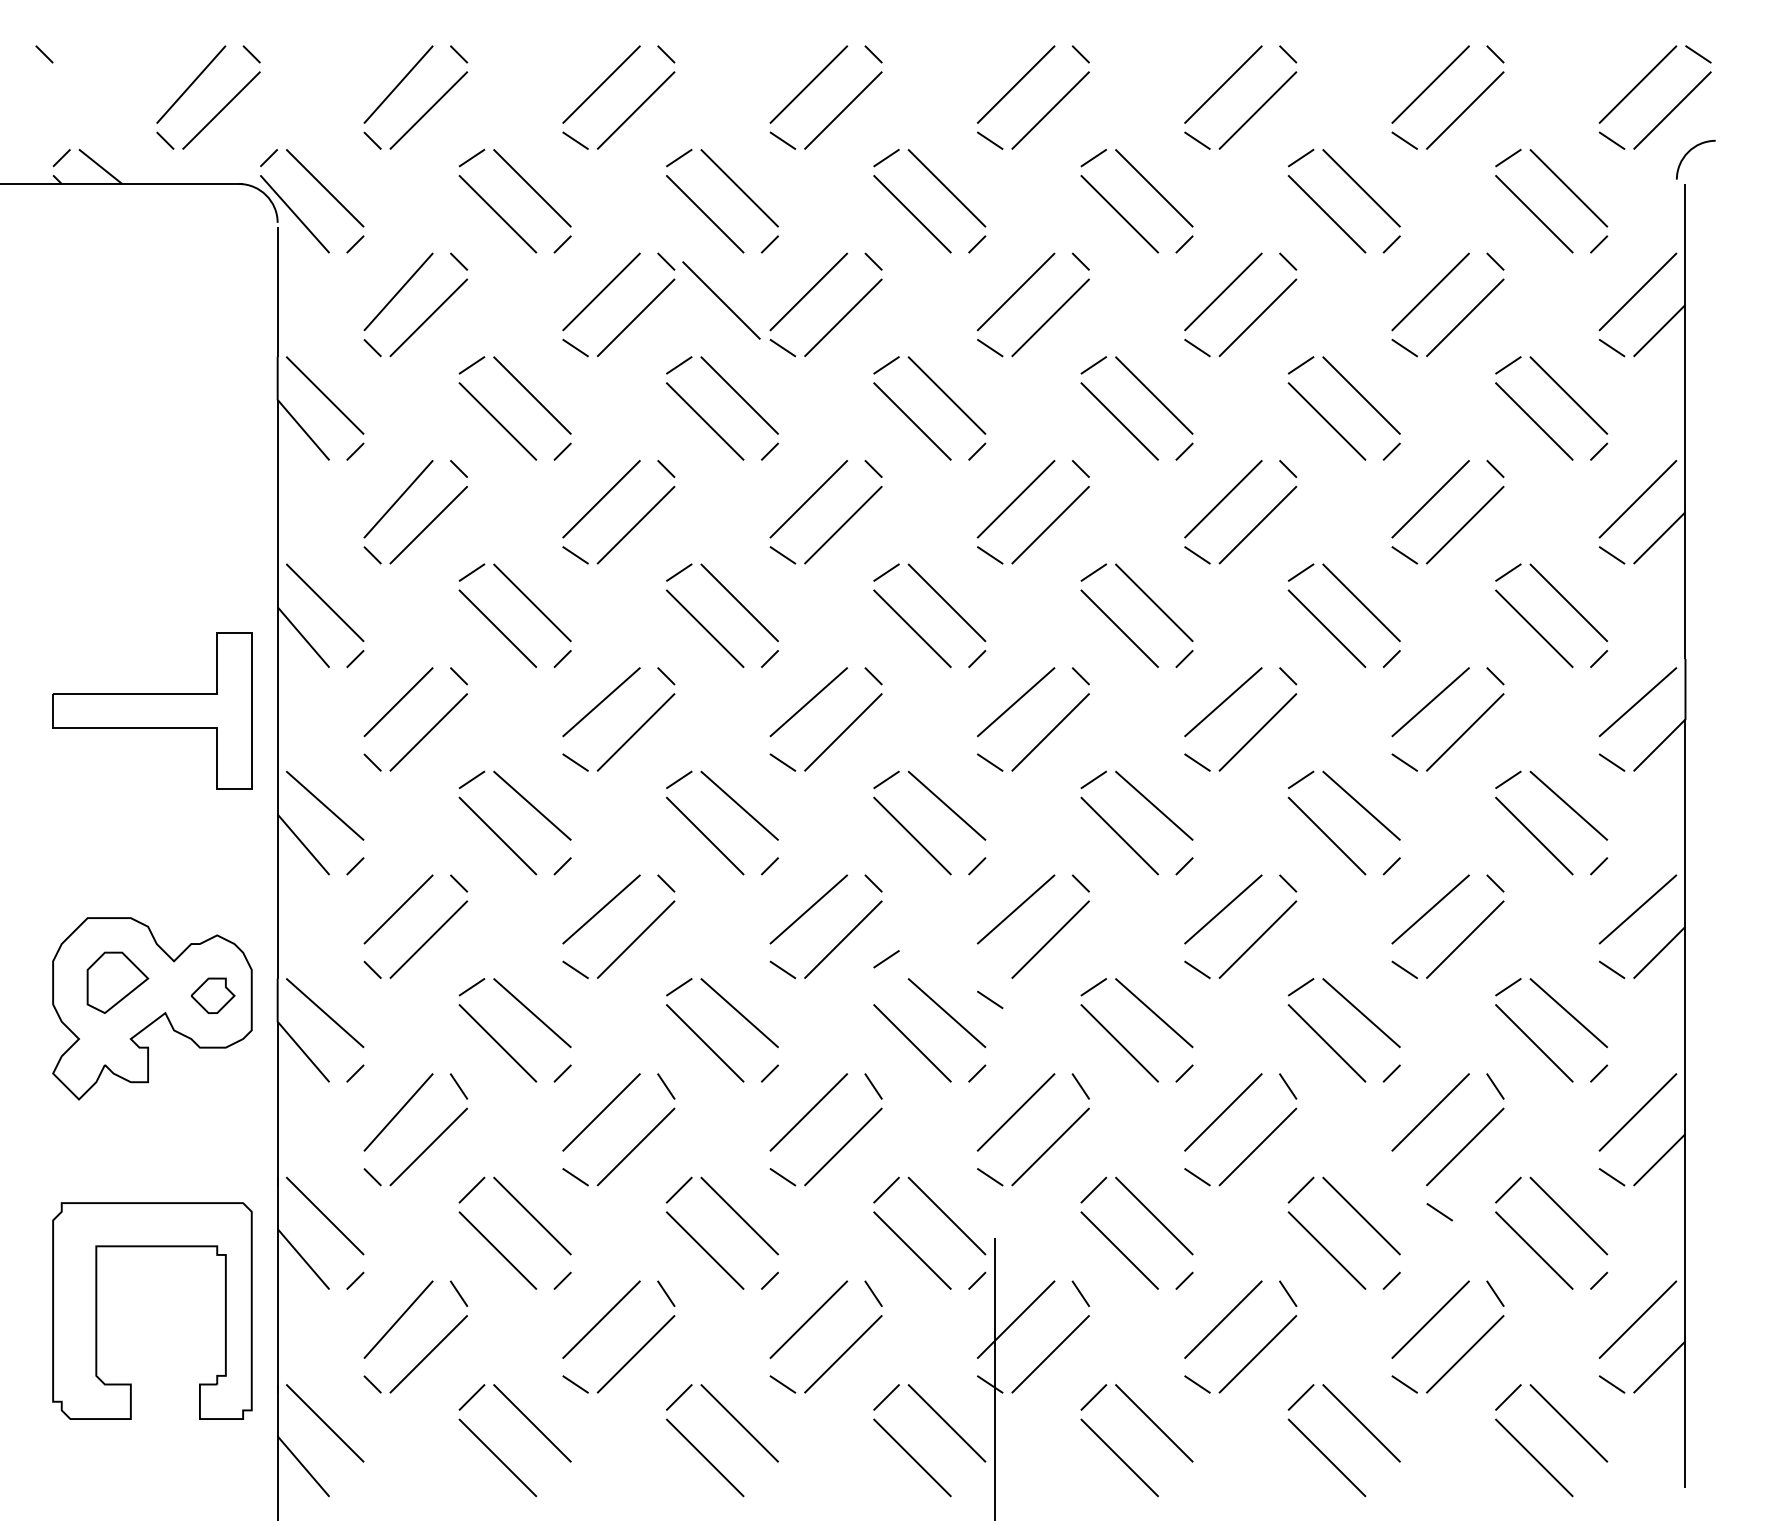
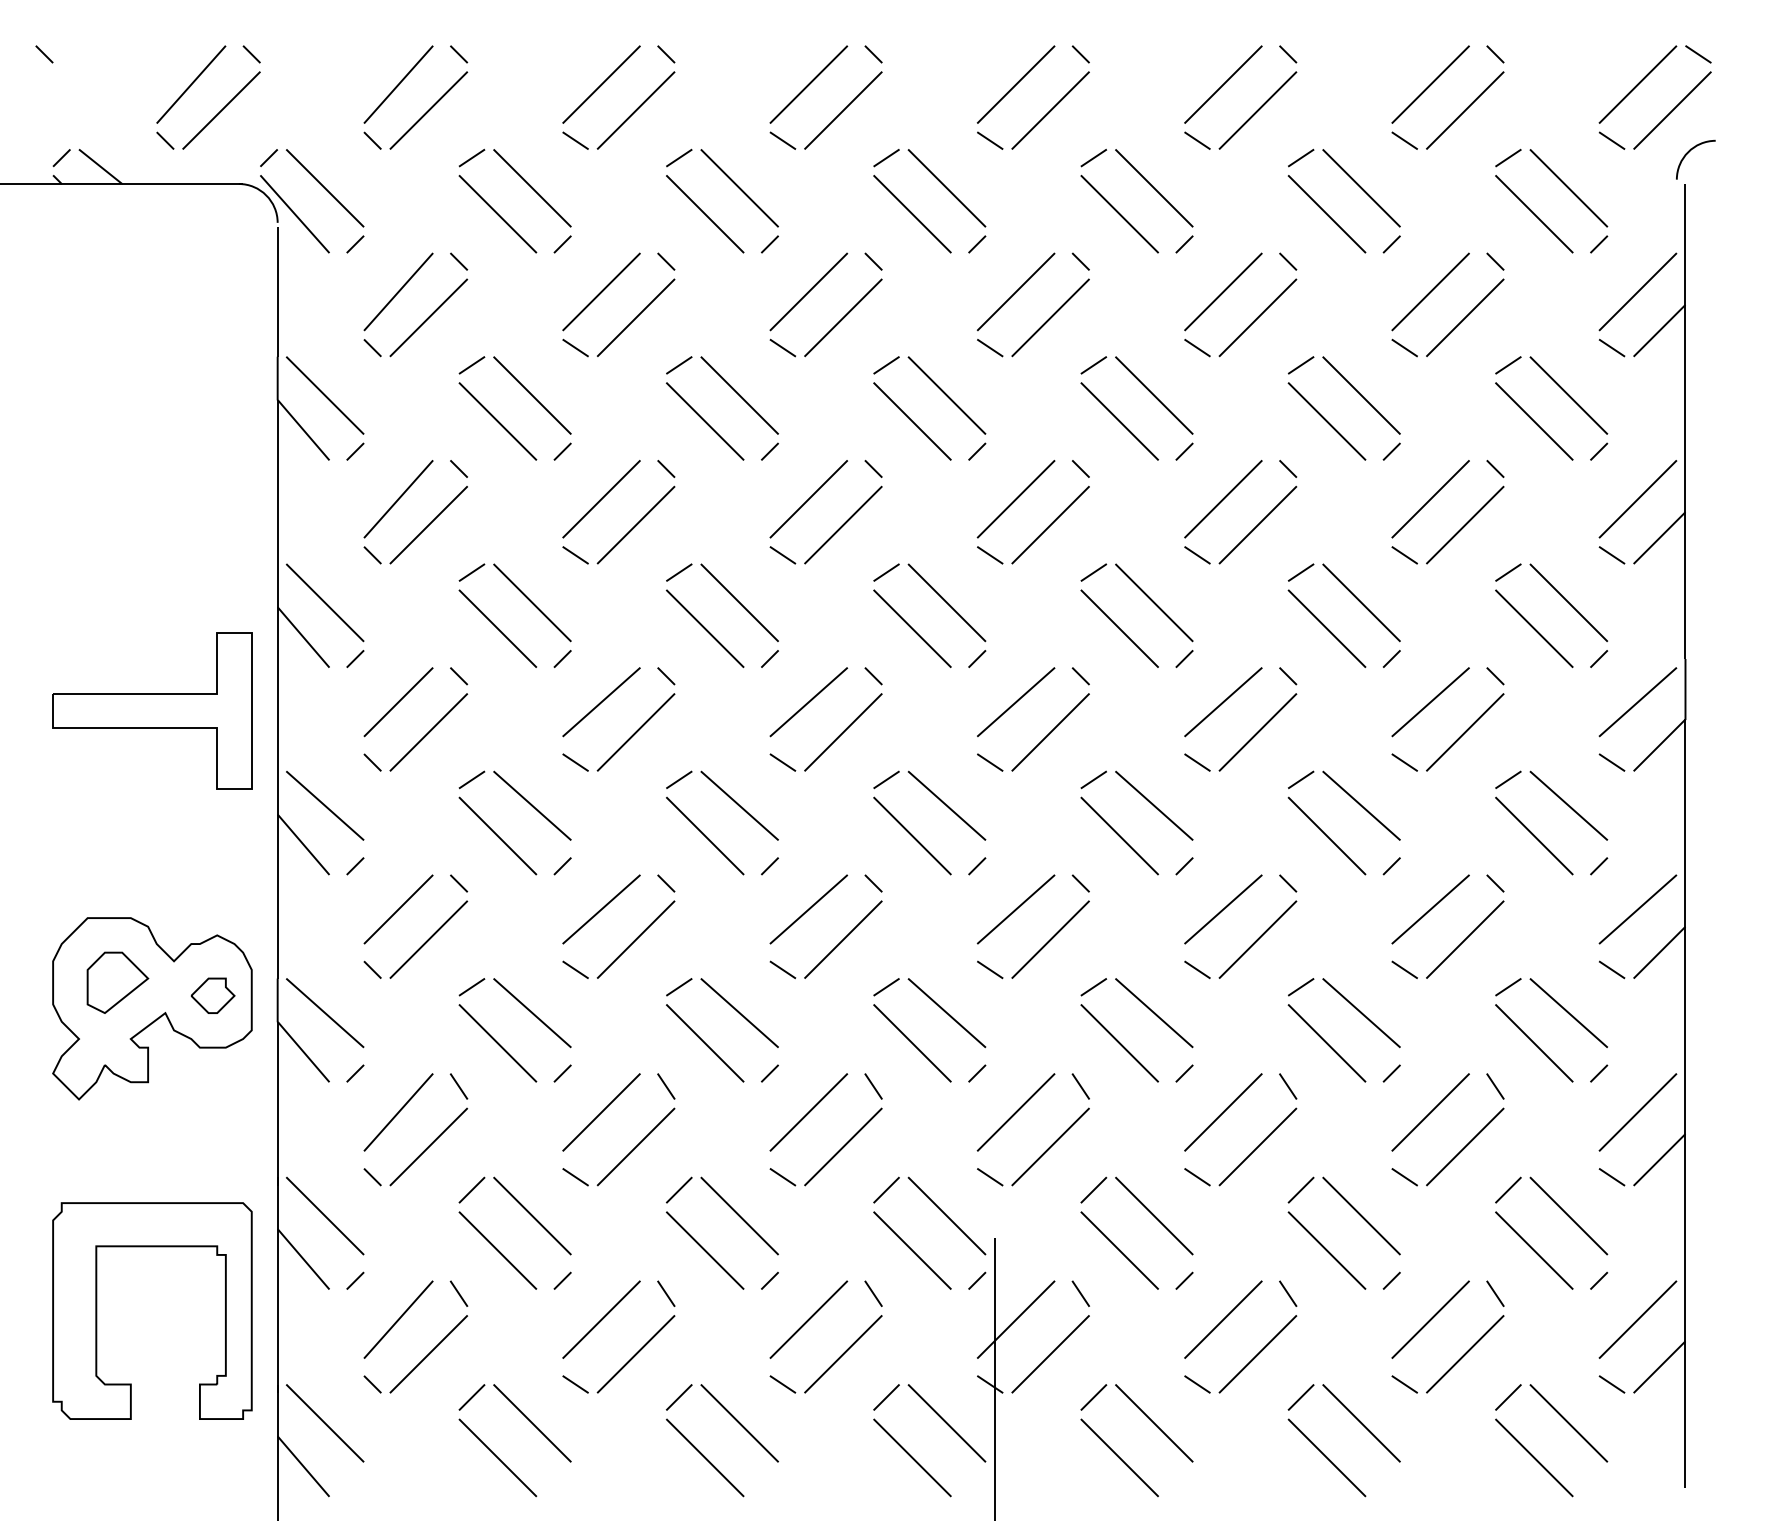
line: present -> none (721, 300)
line position: (886, 959) -> (886, 987) (886, 987)
line position: (990, 999) -> (990, 969) (990, 969)
line position: (1439, 1212) -> (1404, 1177) (1404, 1177)
